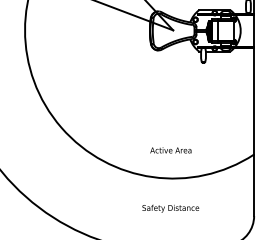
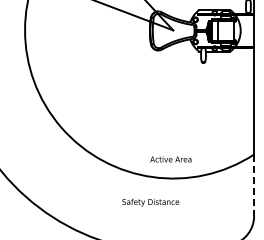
text position: (170, 150) -> (170, 159) (170, 159)
line: solid -> dashed (254, 185)
text position: (170, 208) -> (150, 202) (150, 202)
